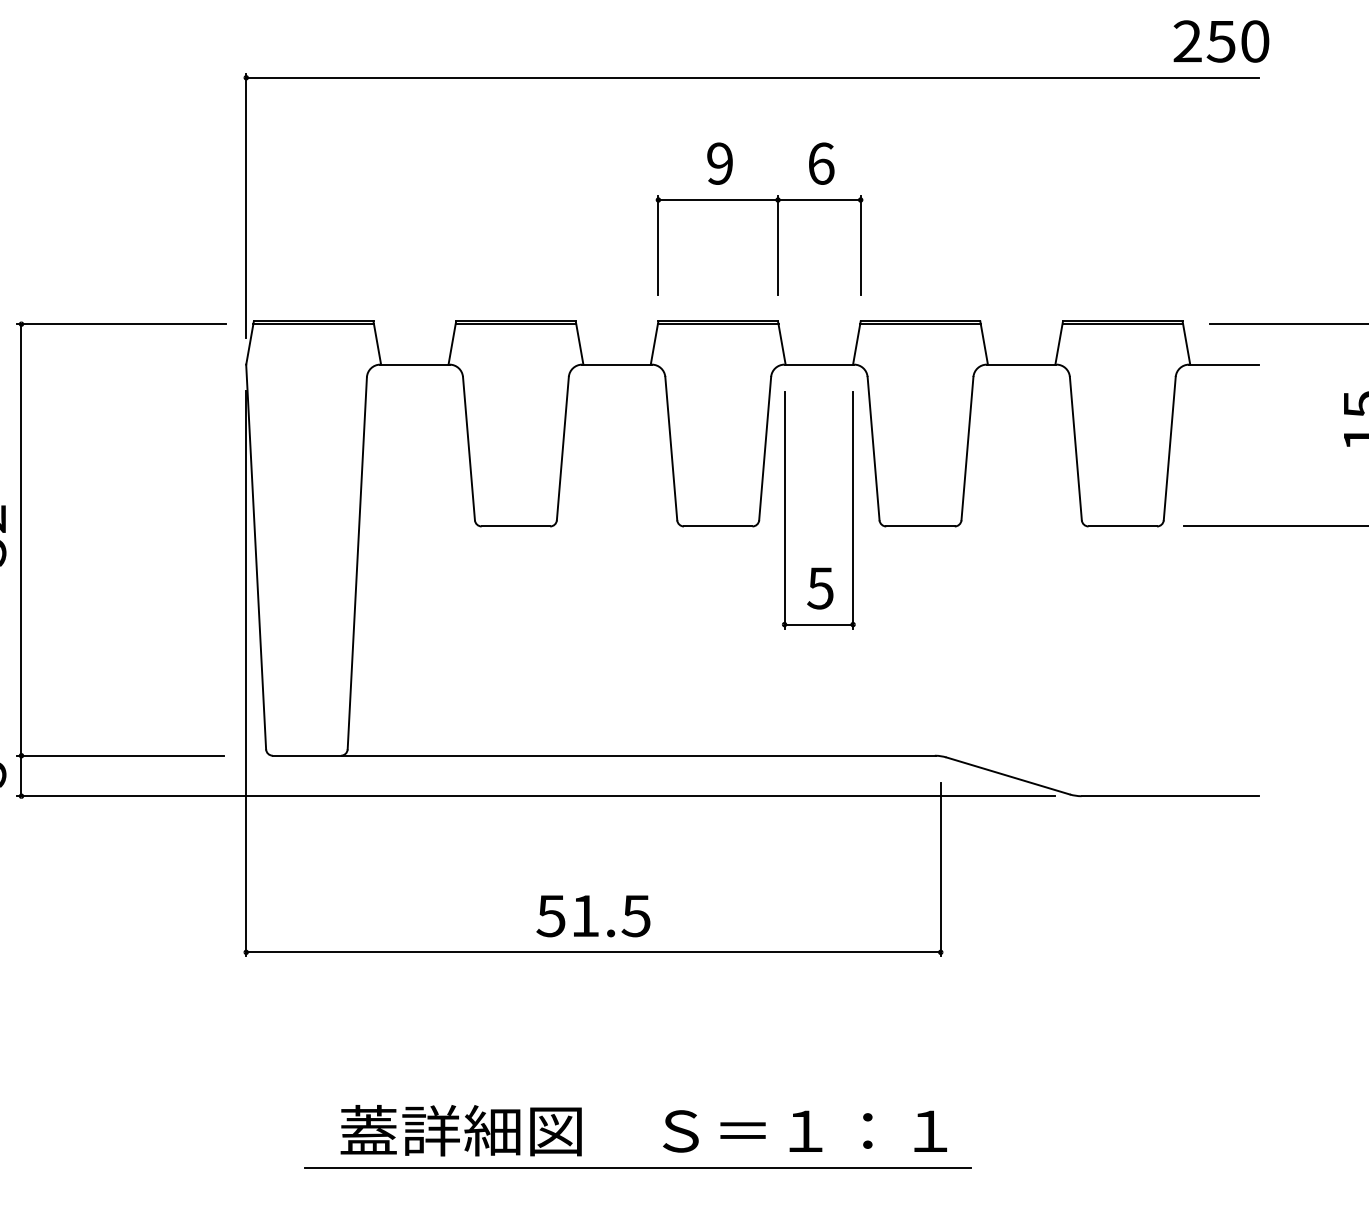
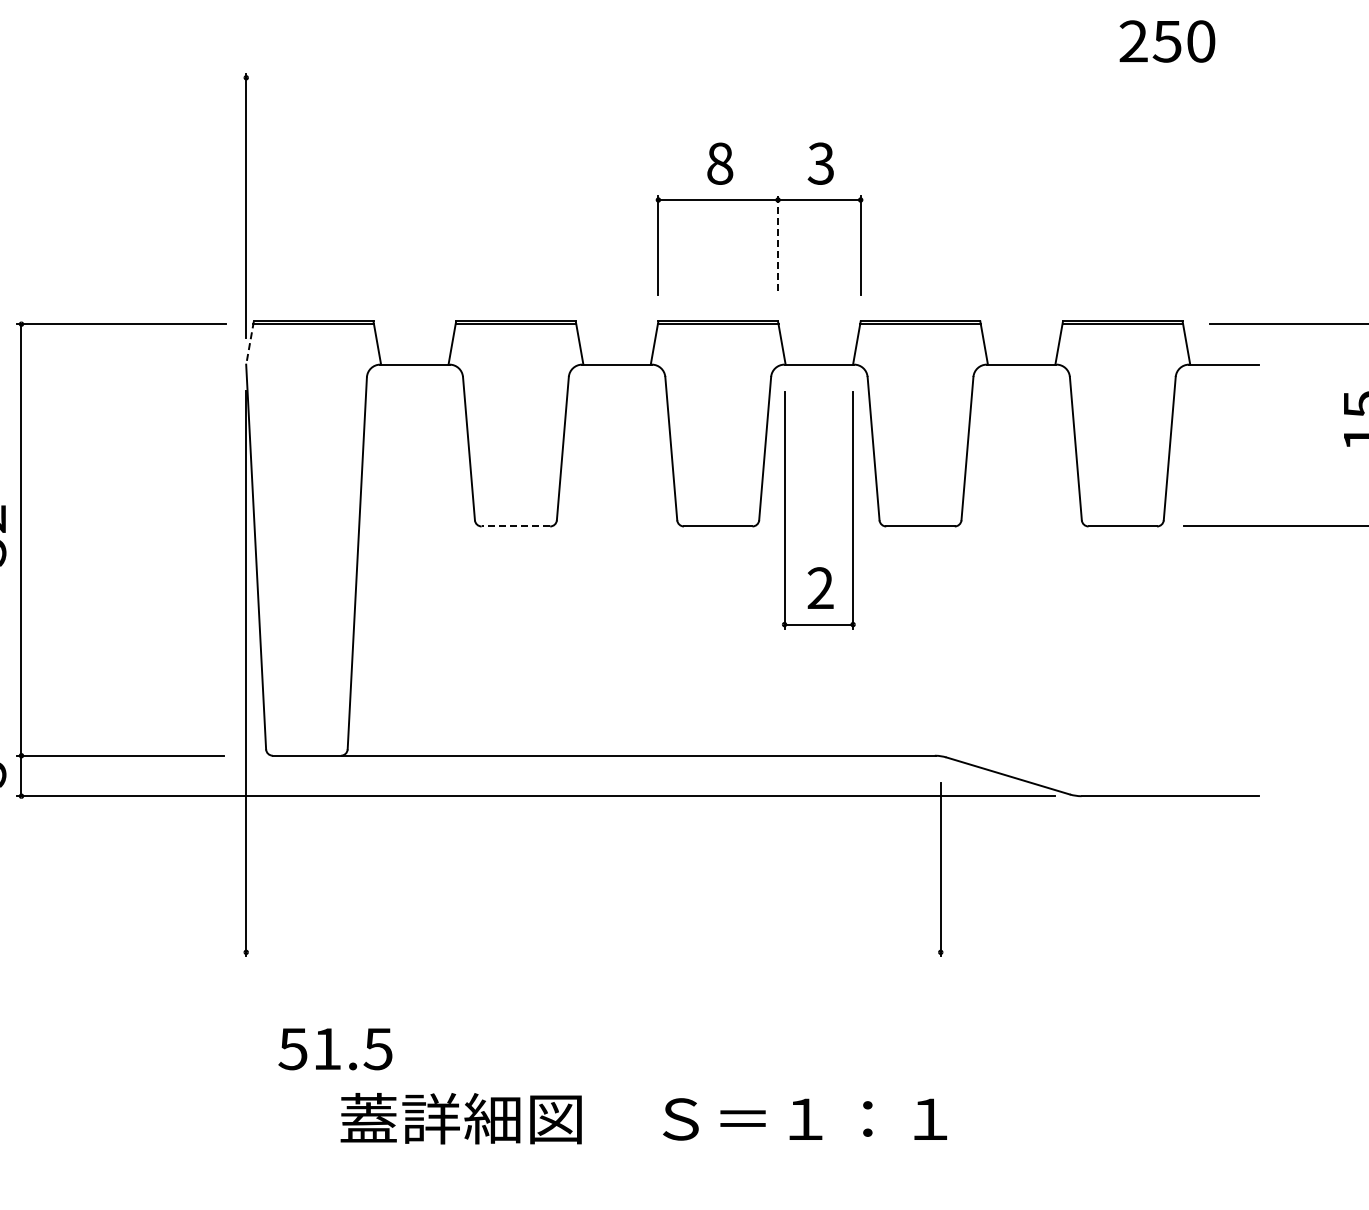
text position: (1221, 41) -> (1167, 41) (1167, 41)
line: present -> none (752, 77)
text: 9 -> 8 (720, 163)
text: 6 -> 3 (820, 163)
line: solid -> dashed (778, 245)
line: solid -> dashed (250, 343)
line: solid -> dashed (515, 526)
text: 5 -> 2 (820, 588)
text position: (593, 916) -> (335, 1049) (335, 1049)
line: present -> none (593, 952)
text position: (643, 1130) -> (643, 1118) (643, 1118)
line: present -> none (637, 1167)
